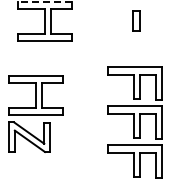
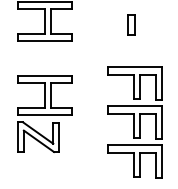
line: dashed -> solid (44, 1)
part position: (136, 20) -> (131, 24) (131, 24)
part position: (35, 113) -> (44, 113) (44, 113)
